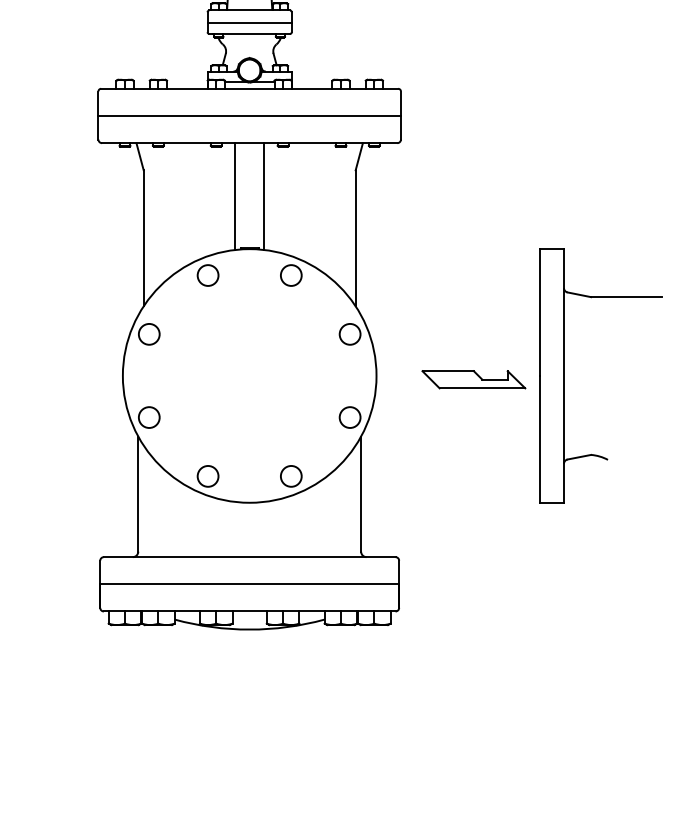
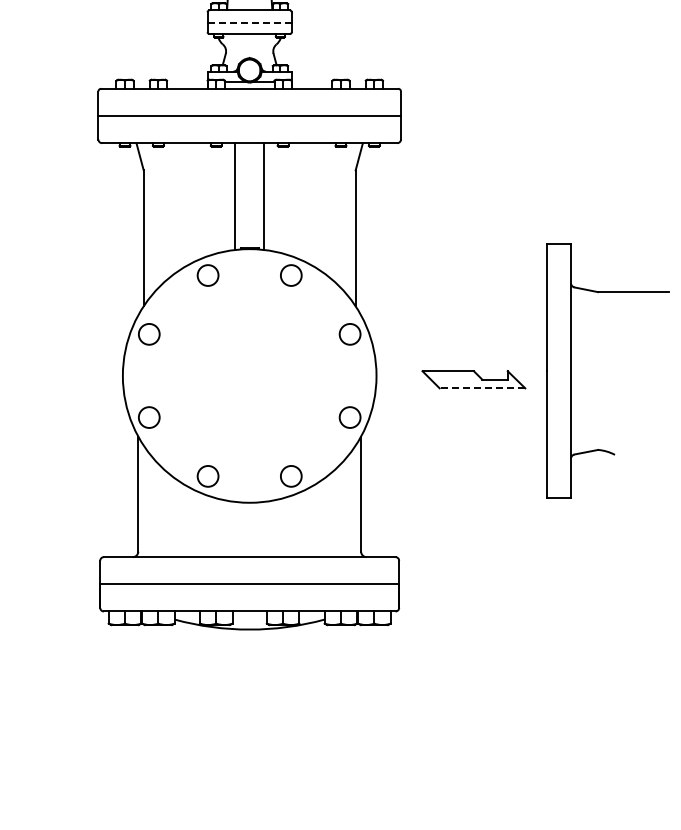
line: solid -> dashed (249, 23)
part position: (564, 375) -> (571, 370) (571, 370)
line: solid -> dashed (482, 388)
